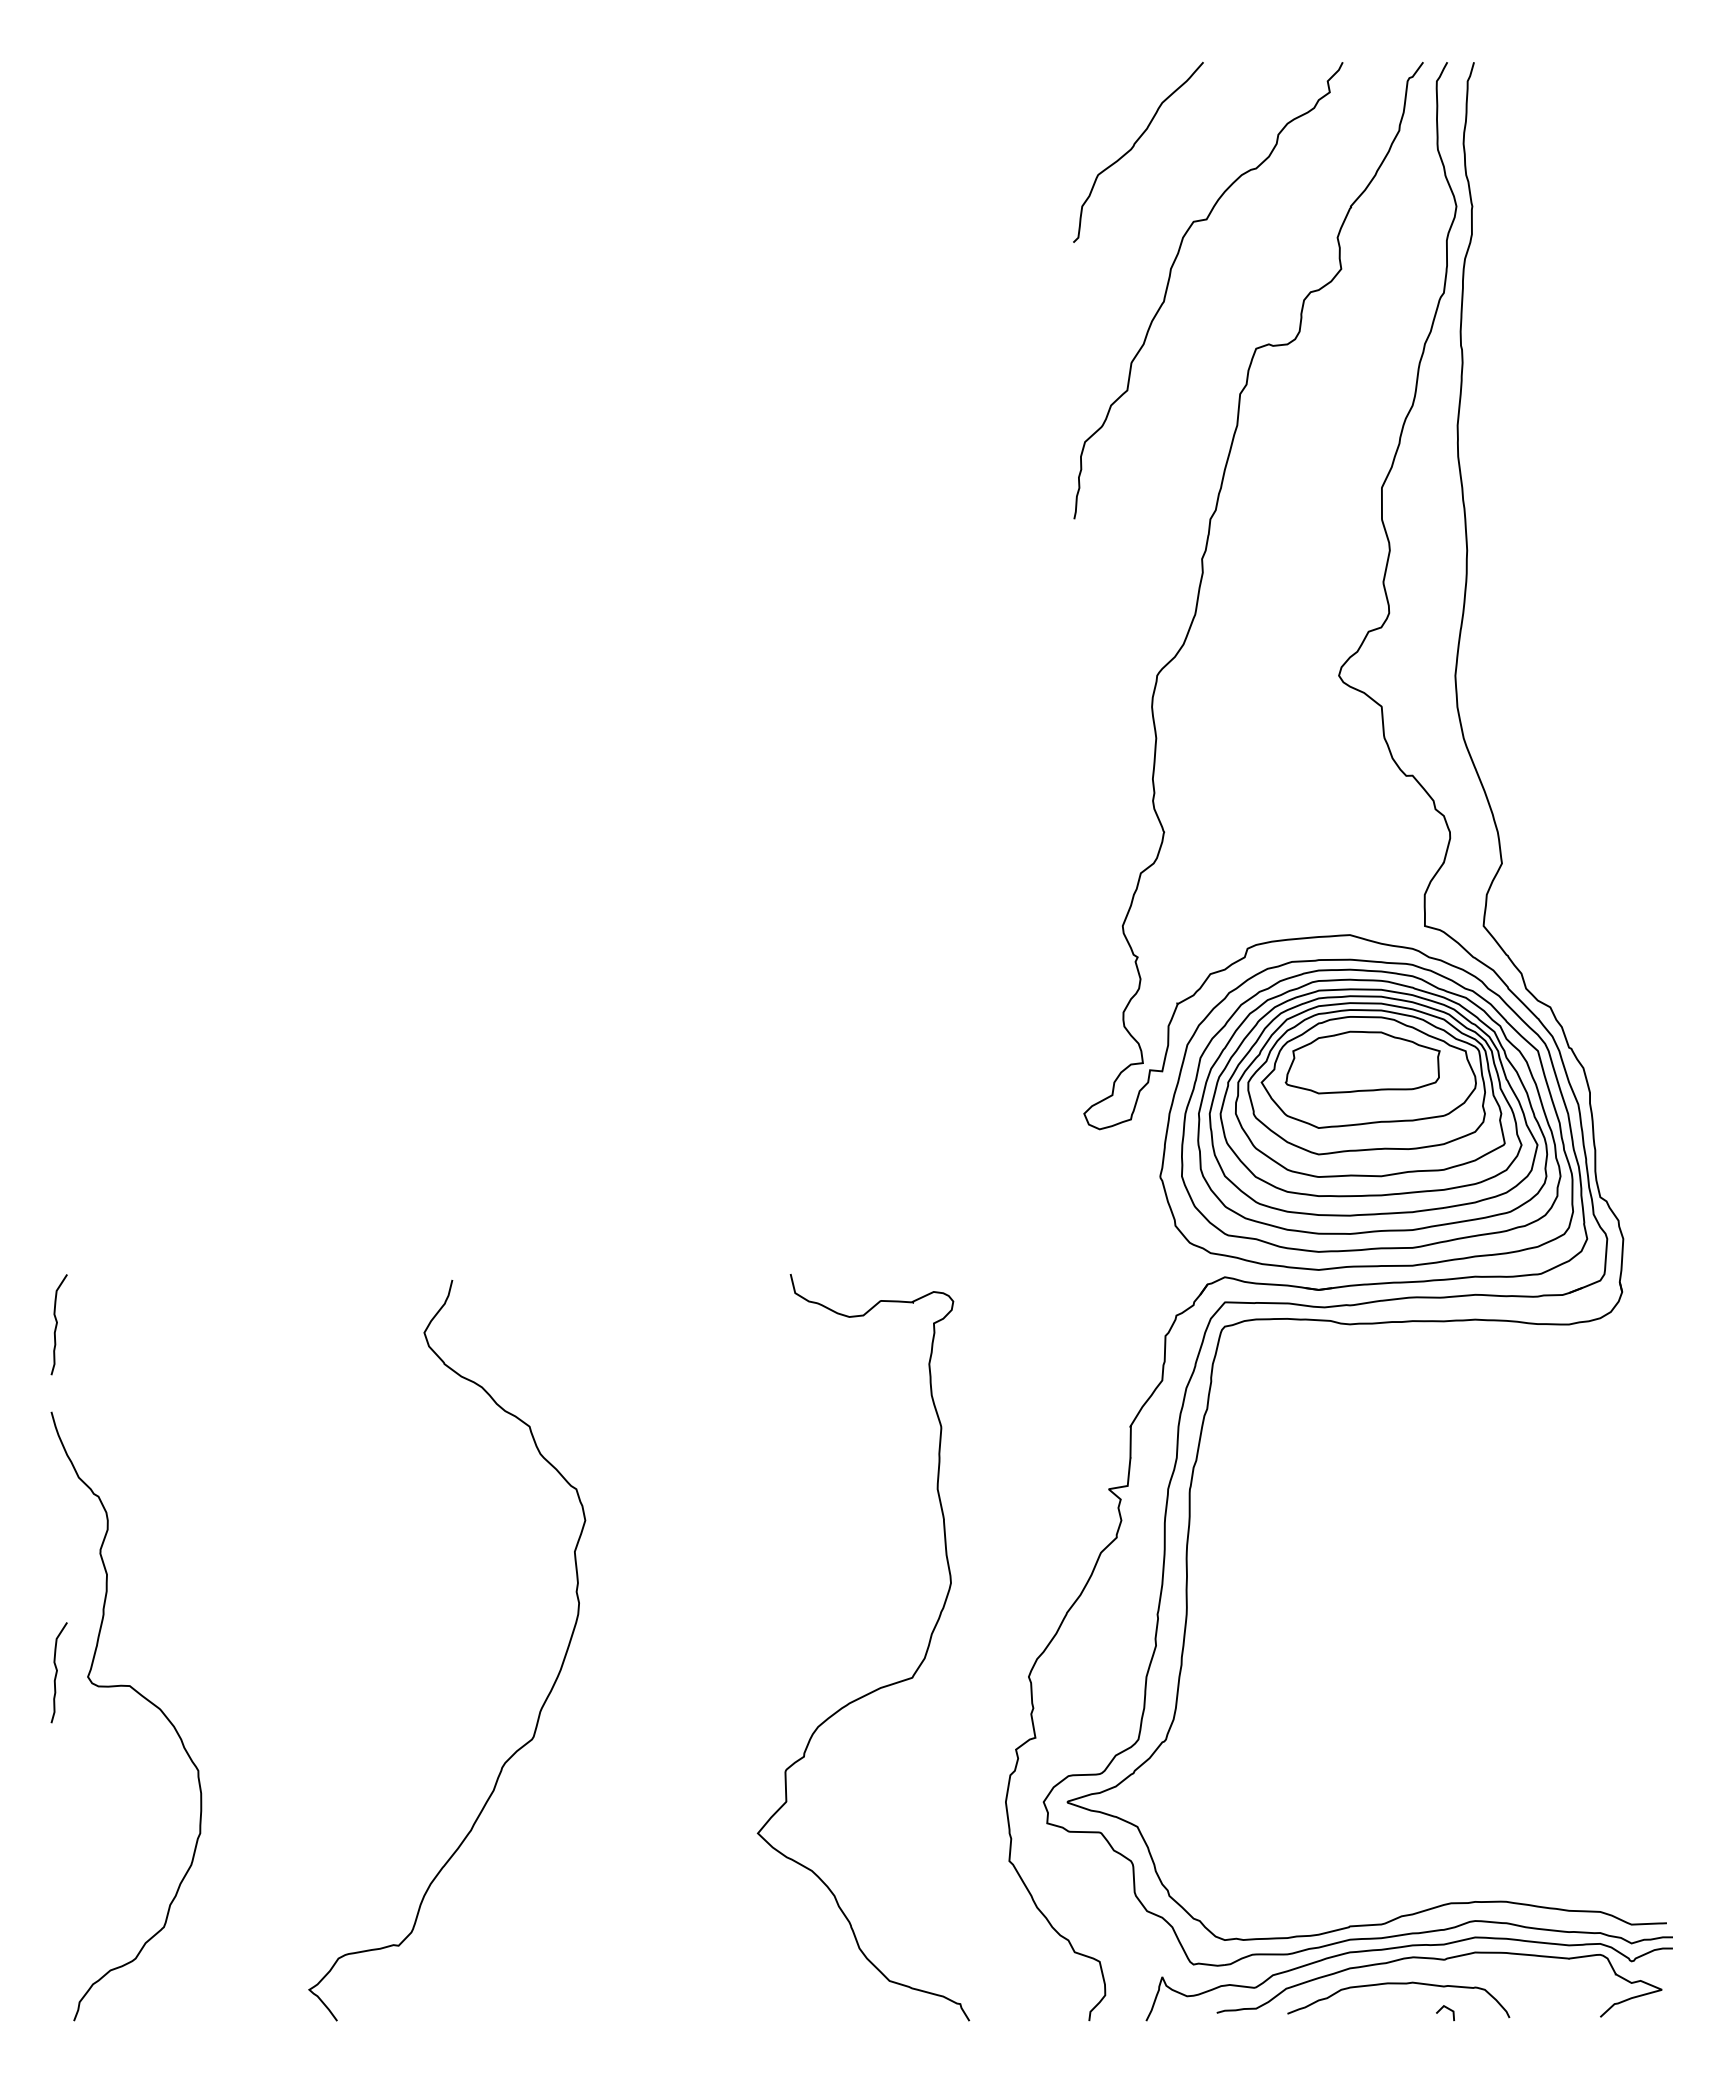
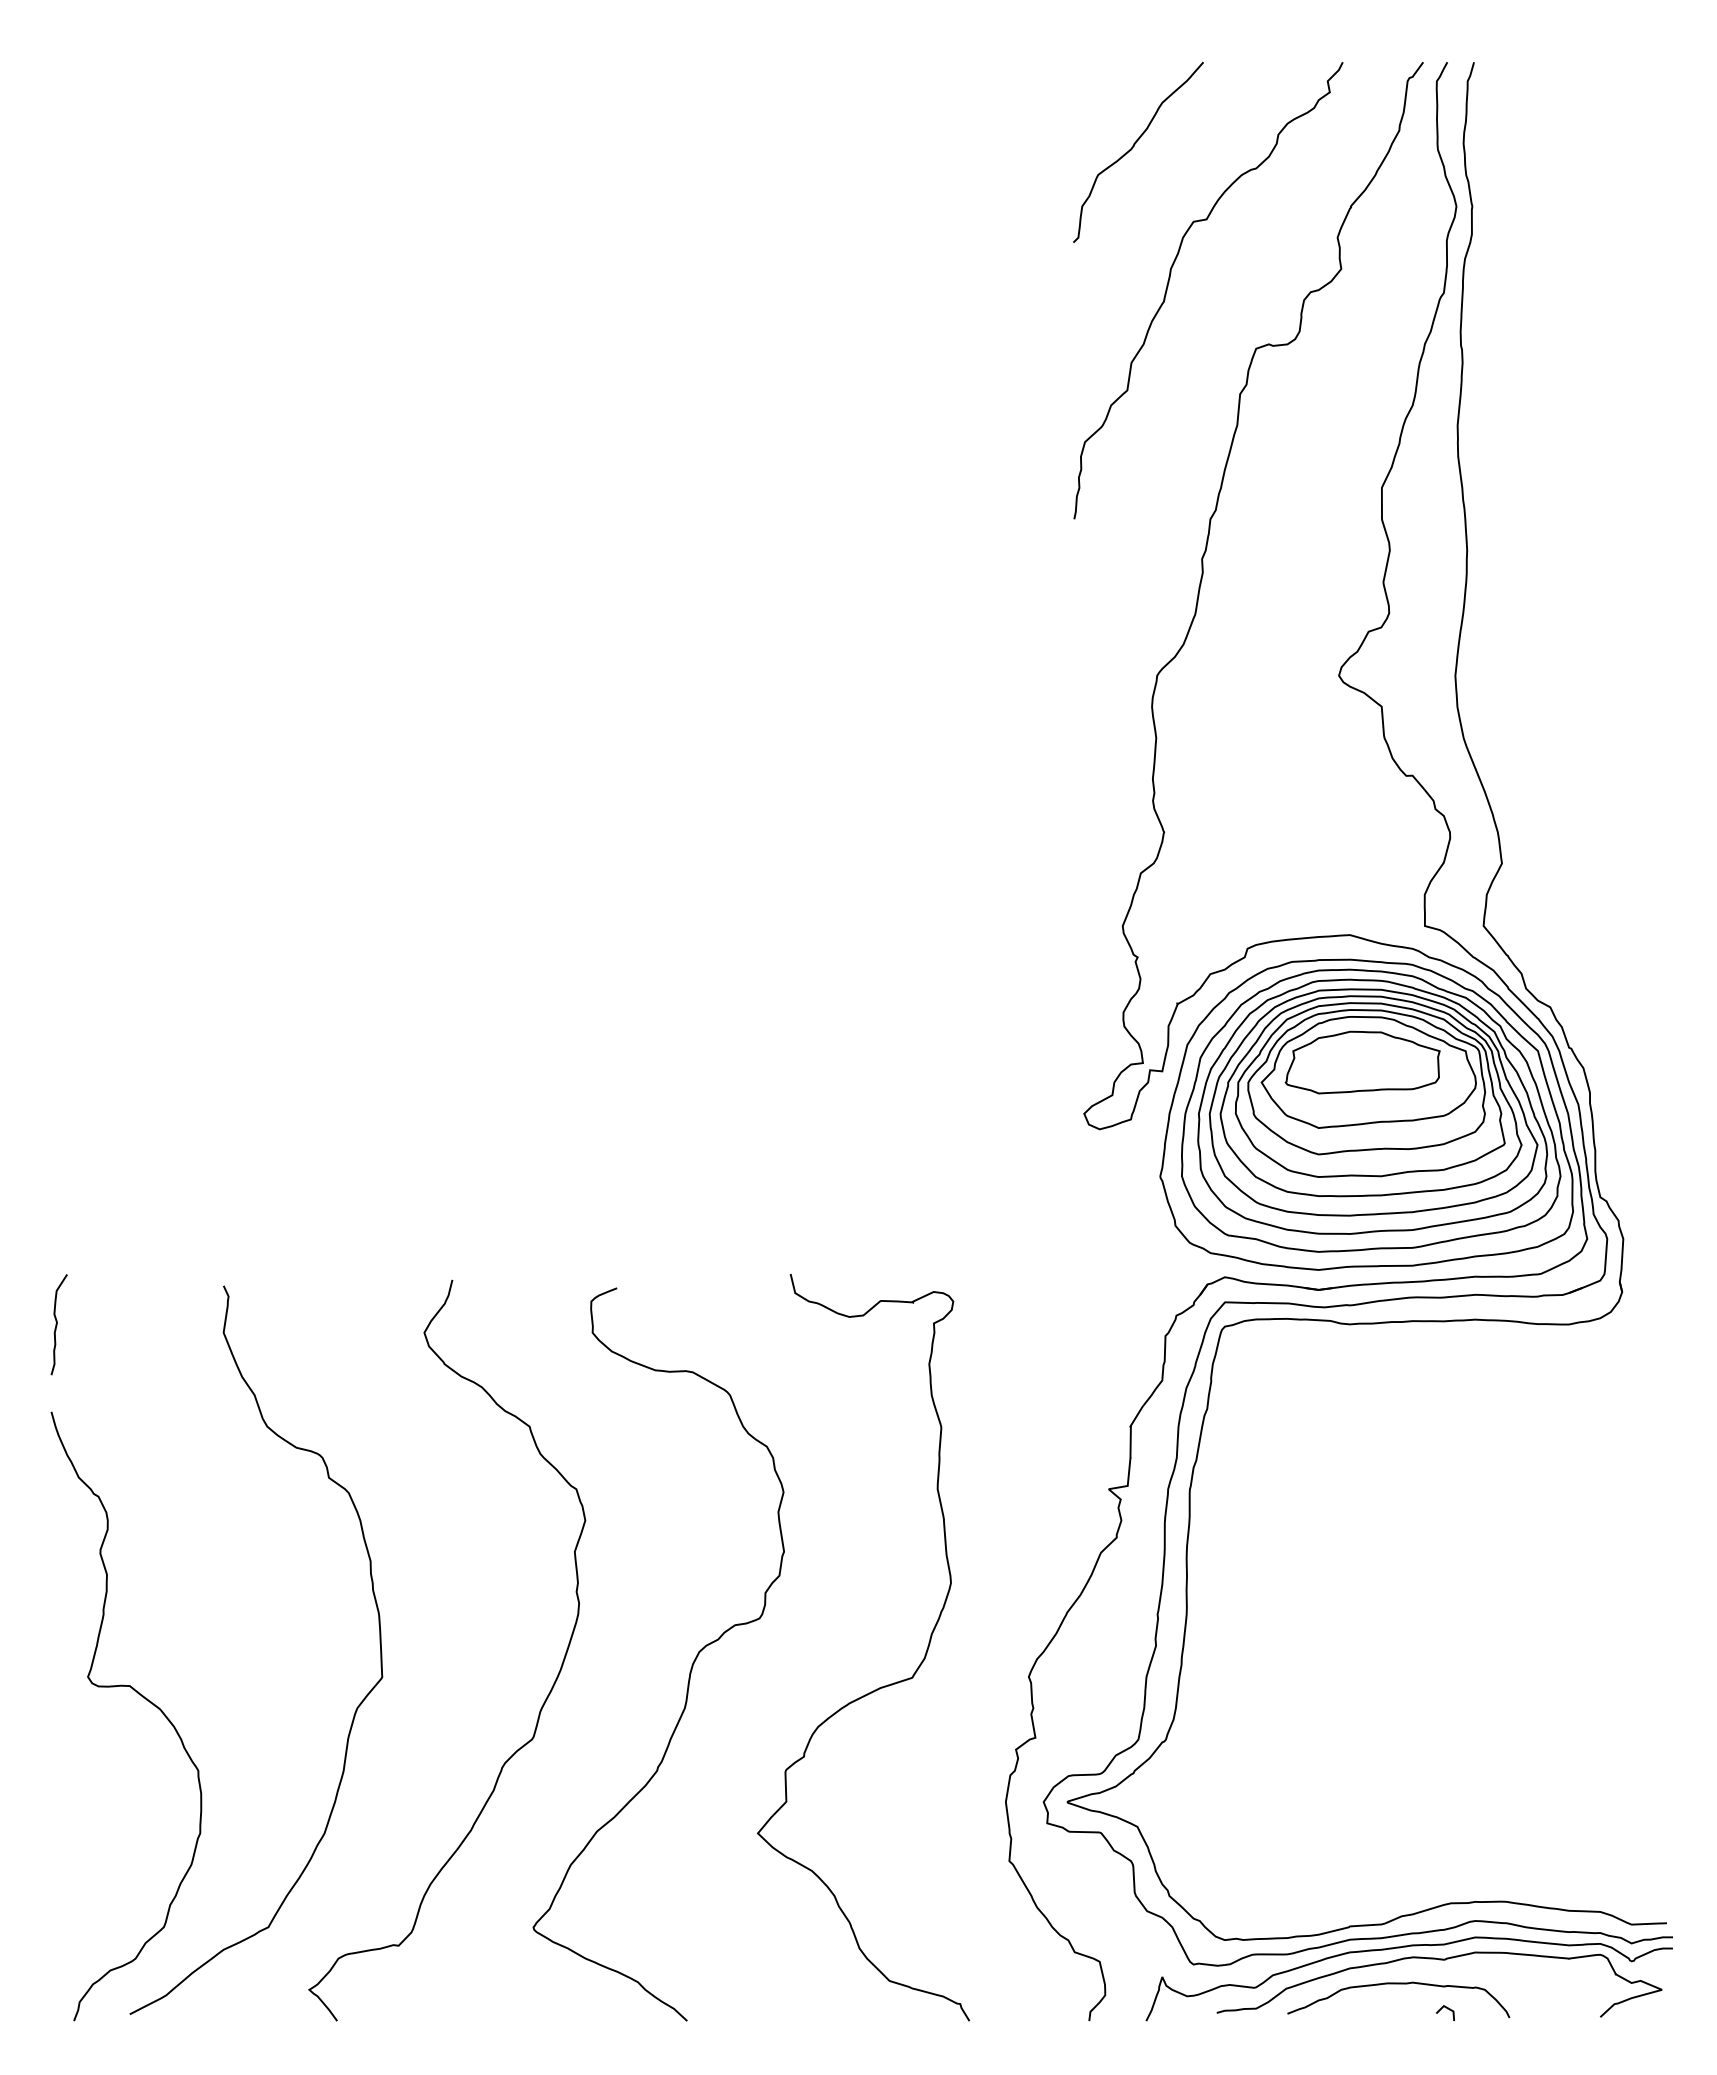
curve: none -> present (691, 1665)
curve: present -> none (57, 1672)
curve: none -> present (356, 1707)
